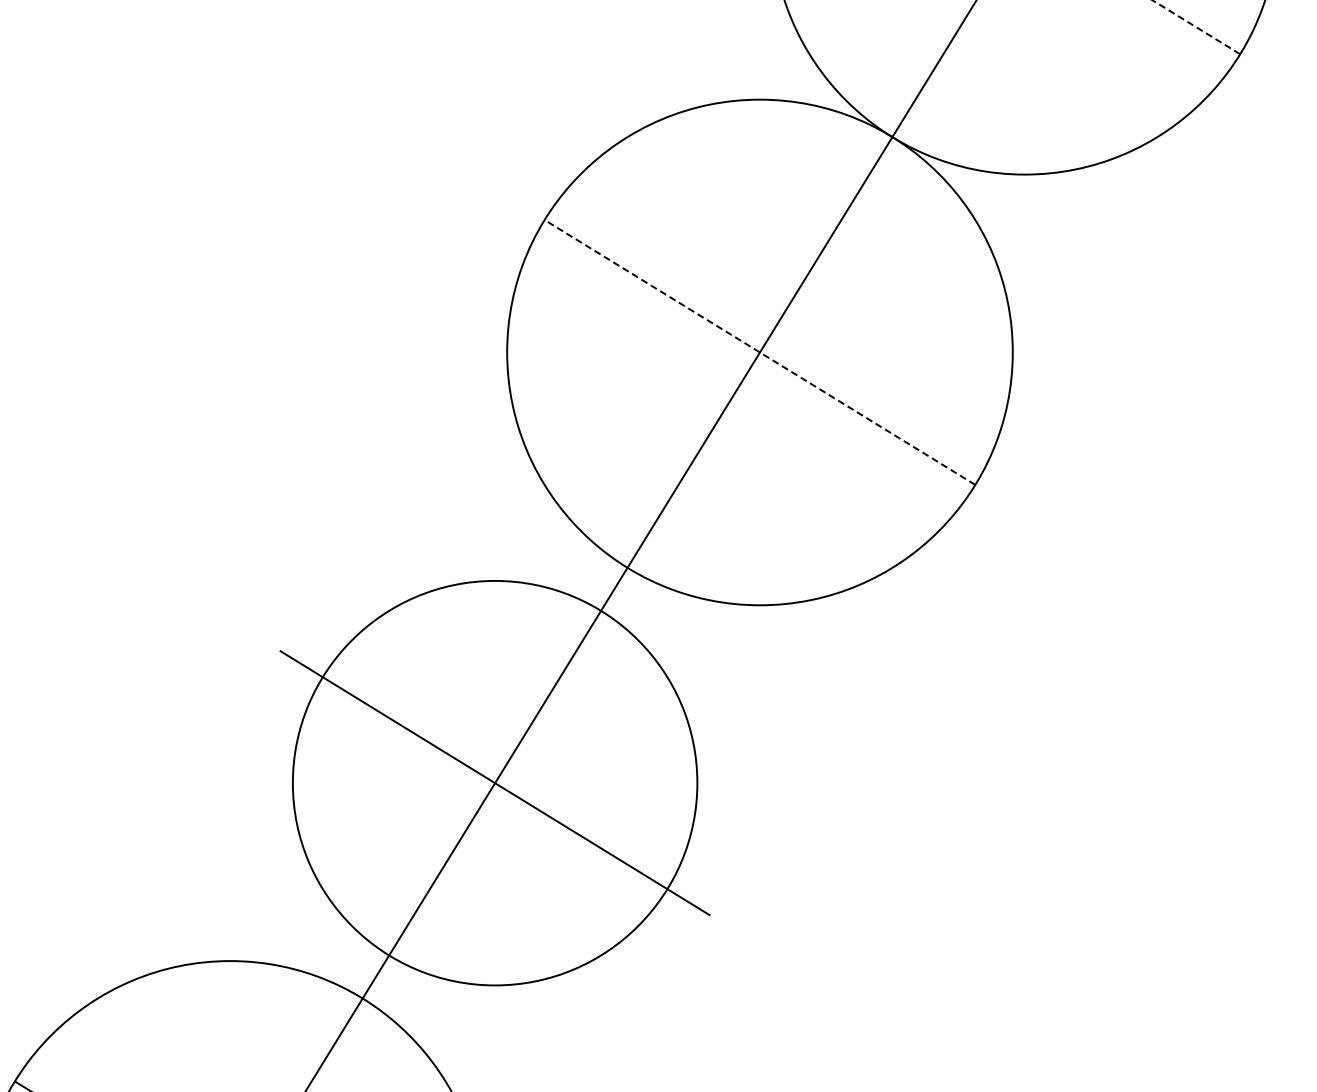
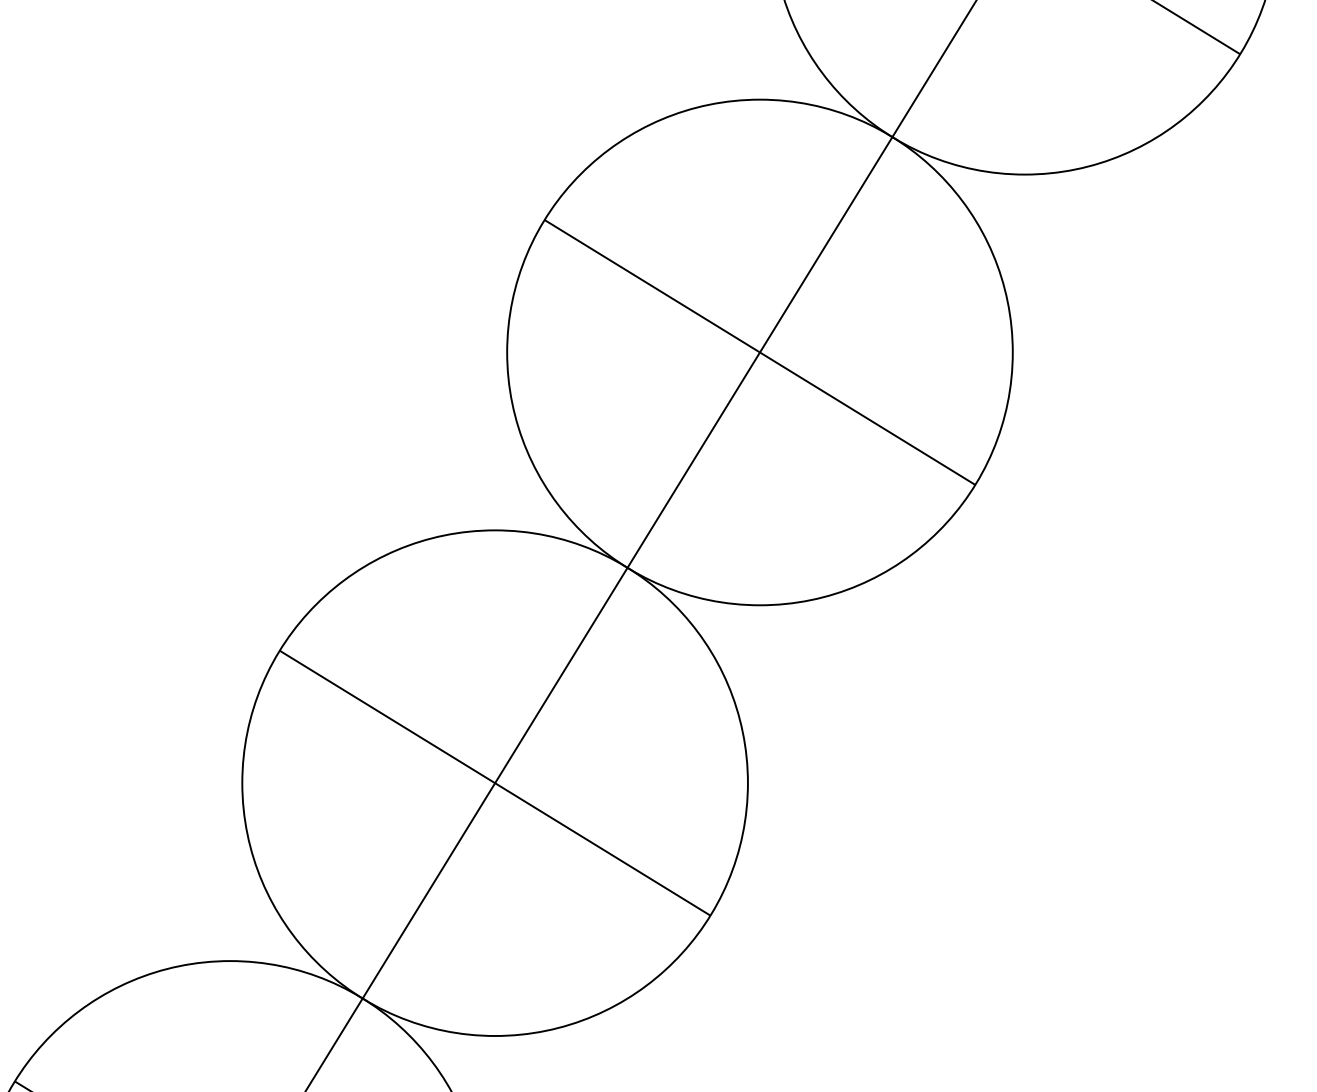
line: dashed -> solid (1195, 27)
line: dashed -> solid (760, 352)
circle diameter: 404 px -> 506 px (494, 782)
